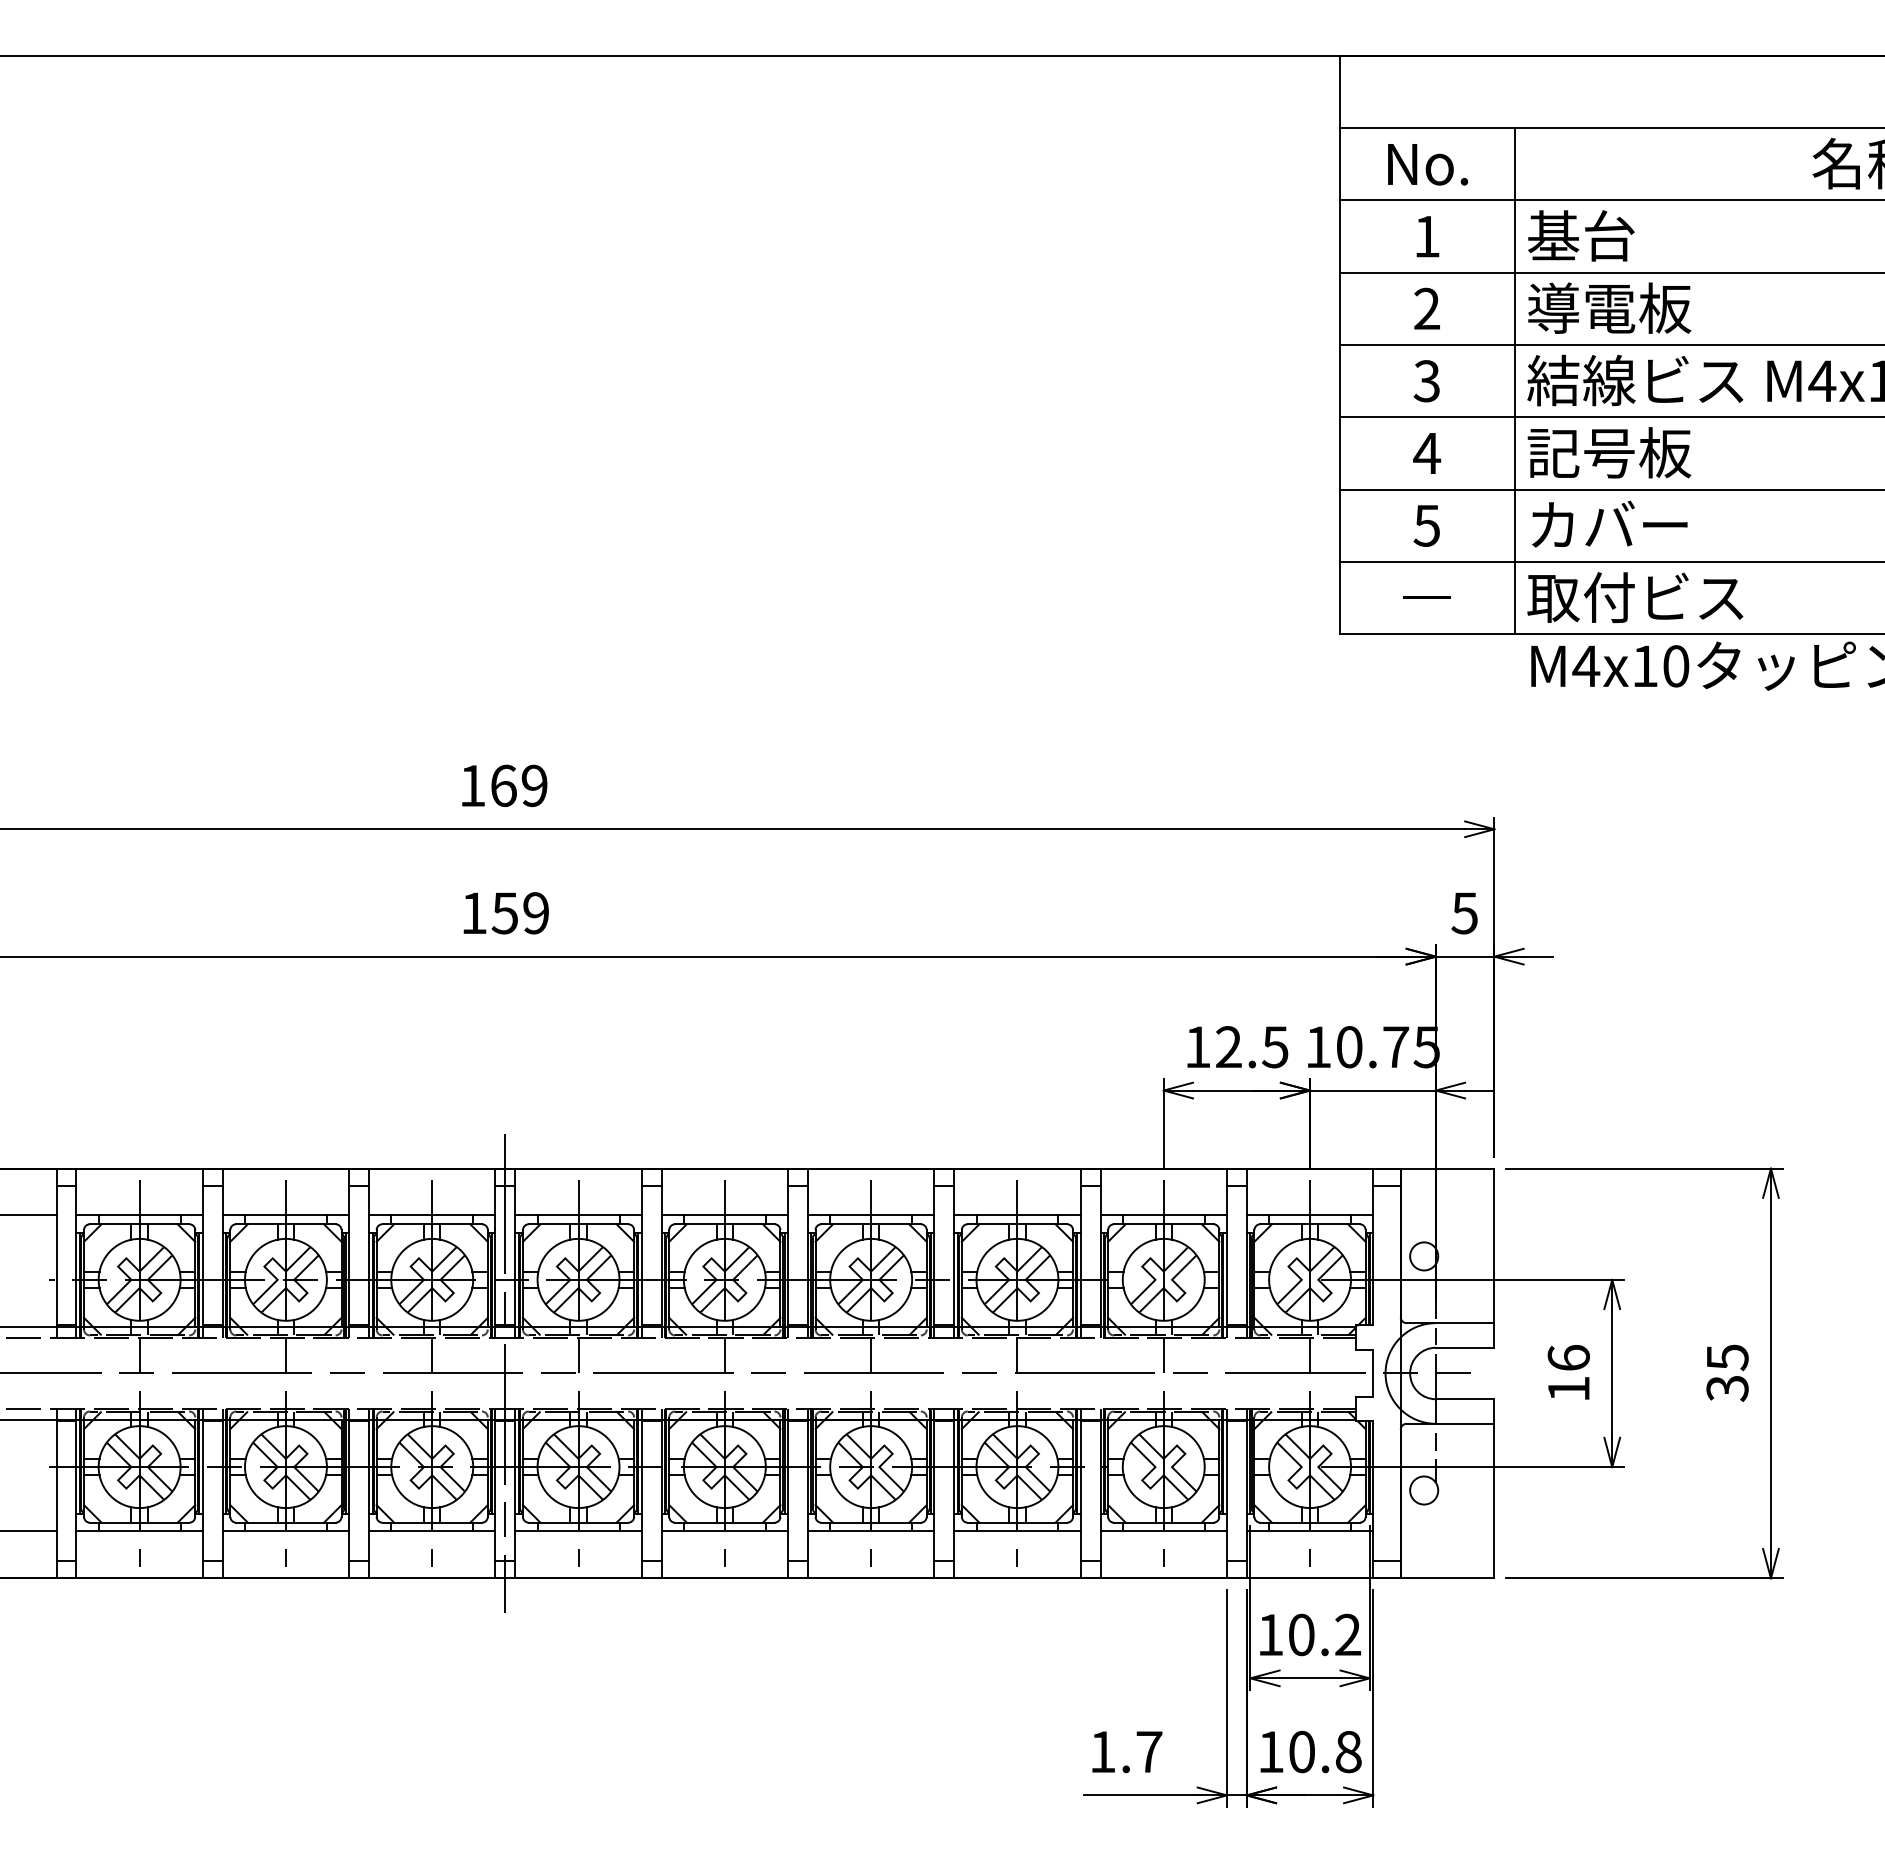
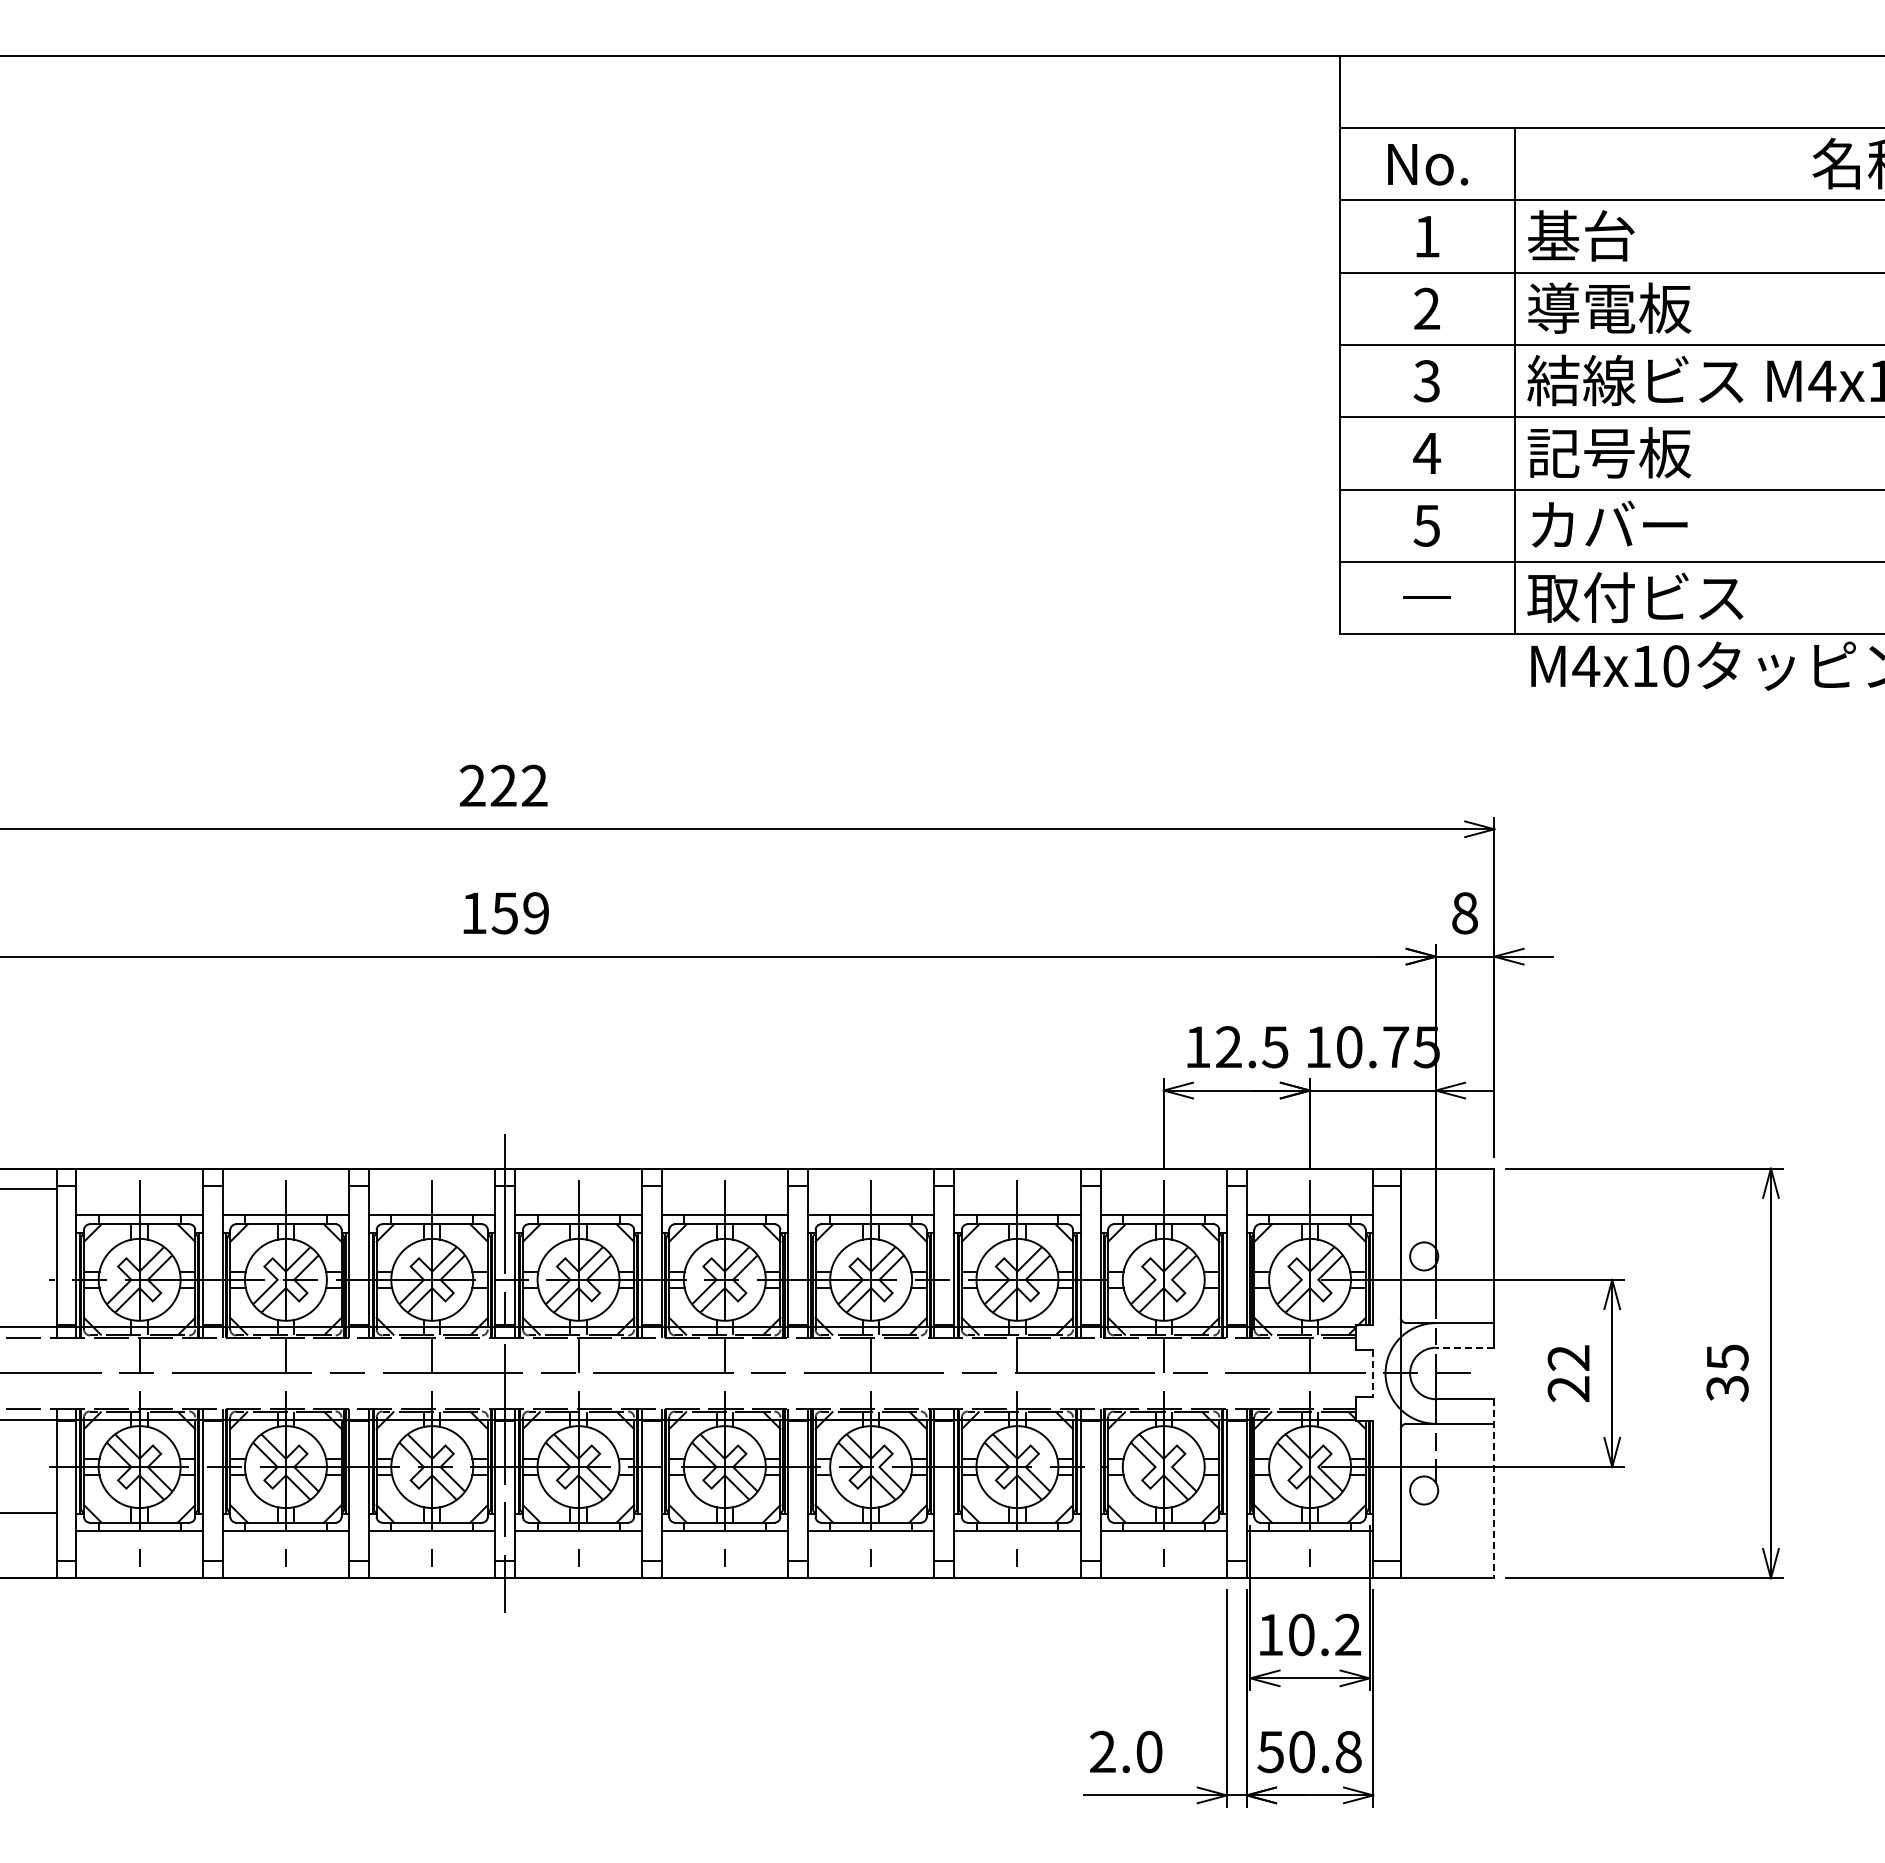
text: 169 -> 222 (503, 785)
text: 5 -> 8 (1464, 913)
line position: (29, 1215) -> (29, 1189) (29, 1189)
line: solid -> dashed (1464, 1347)
line: solid -> dashed (1373, 1373)
text: 16 -> 22 (1568, 1373)
line: solid -> dashed (1494, 1488)
line position: (29, 1531) -> (29, 1513) (29, 1513)
text: 1.7 -> 2.0 (1126, 1751)
text: 10.8 -> 50.8 (1270, 1752)
